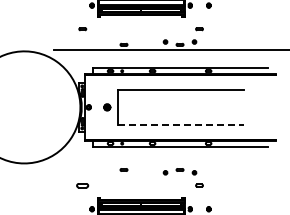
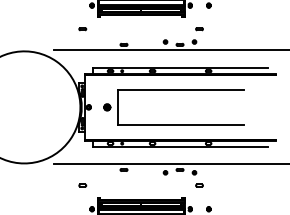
line: dashed -> solid (181, 124)
line: none -> present (169, 164)
part size: 14x6 px -> 10x5 px (82, 185)
